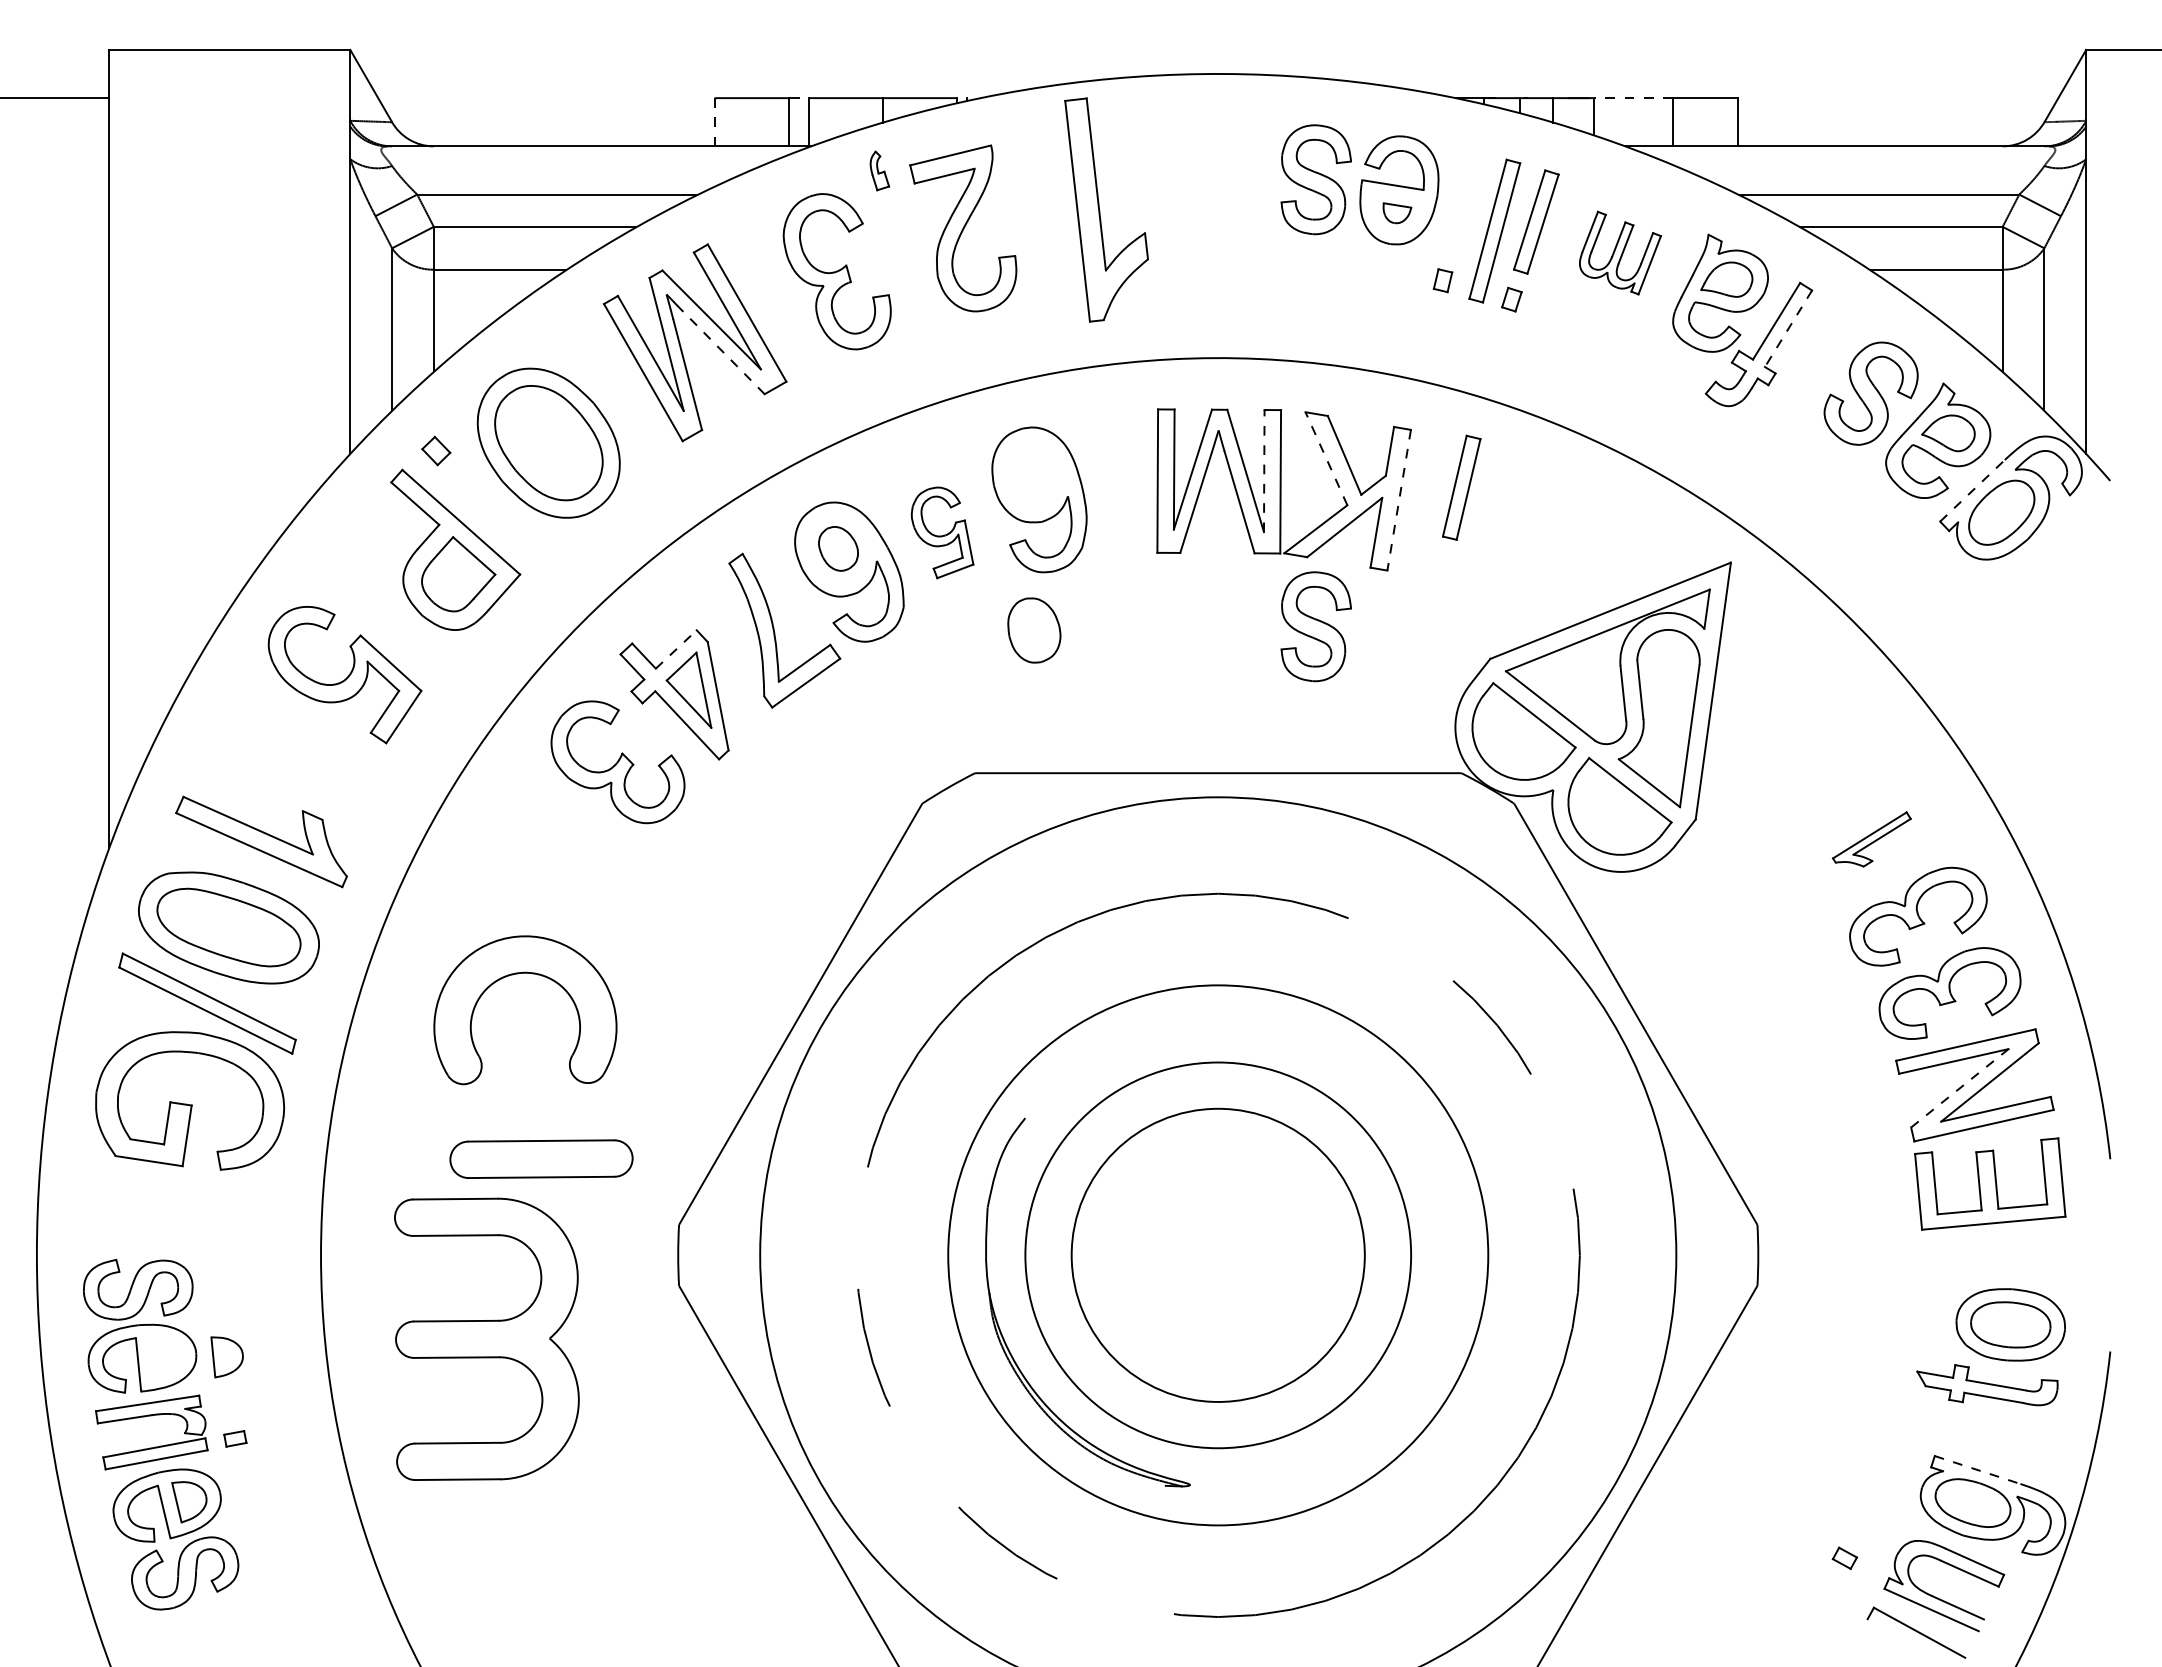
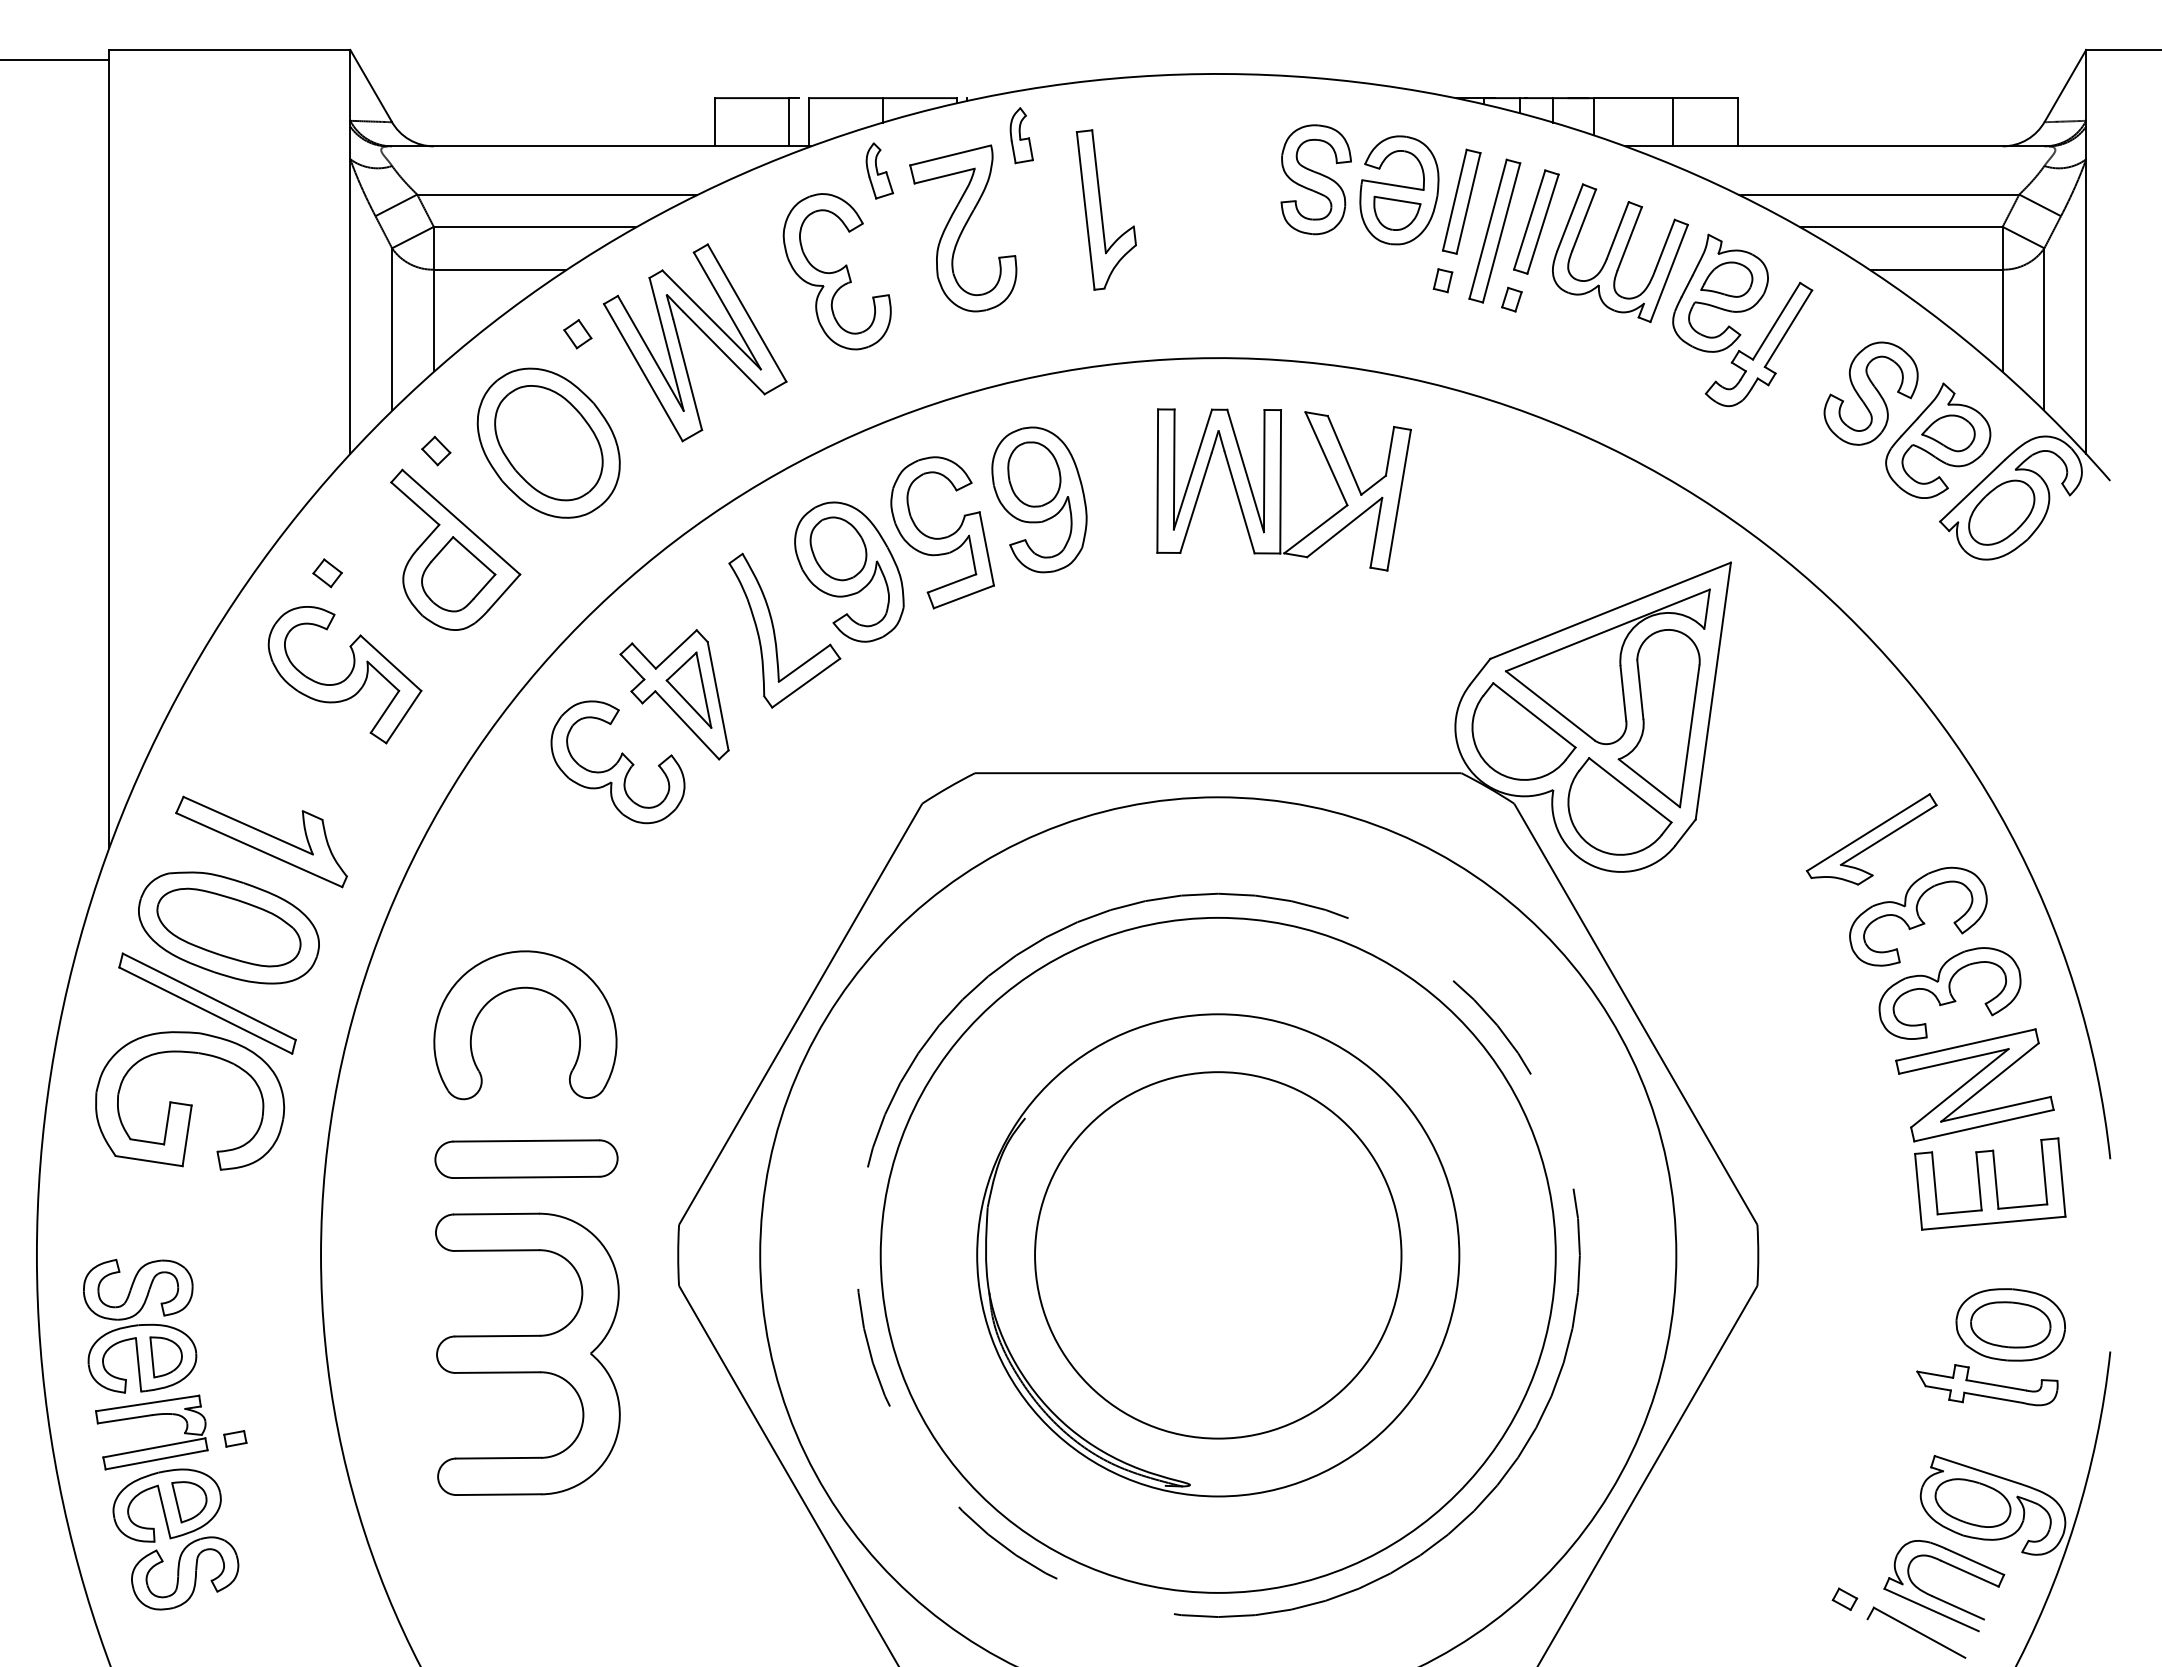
line position: (55, 97) -> (55, 59) (55, 59)
line: dashed -> solid (1632, 98)
line: dashed -> solid (714, 122)
part: none -> present (1021, 135)
part size: 22x42 px -> 30x58 px (879, 170)
part size: 85x226 px -> 62x162 px (1105, 209)
part size: 31x23 px -> 49x36 px (1397, 212)
part size: 83x86 px -> 137x140 px (1620, 252)
line: dashed -> solid (1788, 328)
part: none -> present (577, 334)
line: dashed -> solid (724, 353)
line: dashed -> solid (1326, 458)
line: dashed -> solid (1264, 470)
part position: (1461, 487) -> (1461, 201) (1461, 201)
line: dashed -> solid (1972, 490)
line: dashed -> solid (1399, 500)
part size: 65x94 px -> 105x154 px (942, 532)
part size: 41x46 px -> 59x66 px (838, 548)
part: none -> present (327, 573)
part: present -> none (1315, 626)
part position: (1034, 630) -> (1034, 474) (1034, 474)
line: dashed -> solid (676, 649)
part size: 81x57 px -> 132x93 px (1871, 839)
part position: (518, 974) -> (518, 989) (518, 989)
line: dashed -> solid (1959, 1088)
part position: (541, 1158) -> (526, 1158) (526, 1158)
circle diameter: 293 px -> 366 px (1218, 1255)
circle diameter: 386 px -> 482 px (1218, 1255)
circle diameter: 540 px -> 675 px (1217, 1254)
part position: (486, 1338) -> (527, 1353) (527, 1353)
part position: (226, 1357) -> (165, 1357) (165, 1357)
line: dashed -> solid (1978, 1470)
part position: (1844, 1557) -> (1844, 1598) (1844, 1598)
